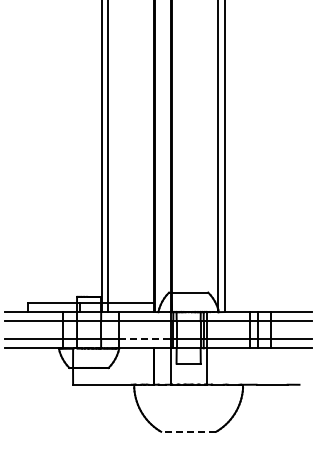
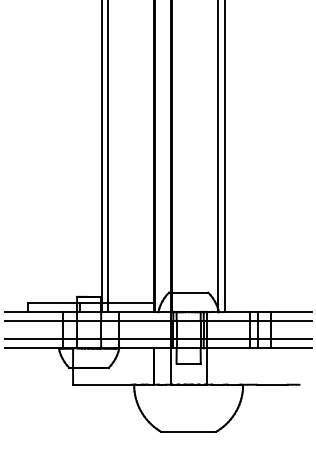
line: dashed -> solid (144, 339)
line: dashed -> solid (188, 431)
